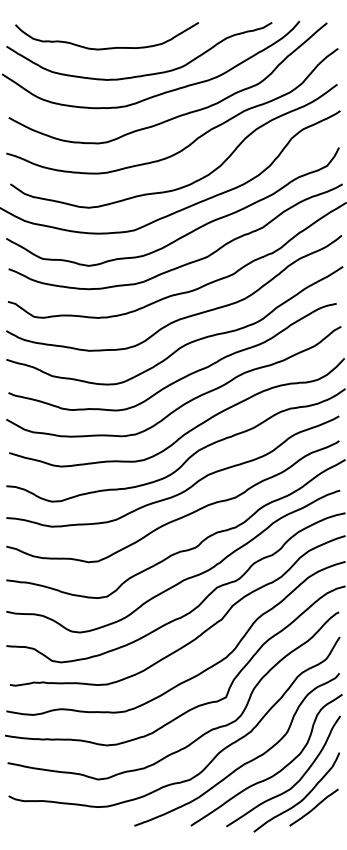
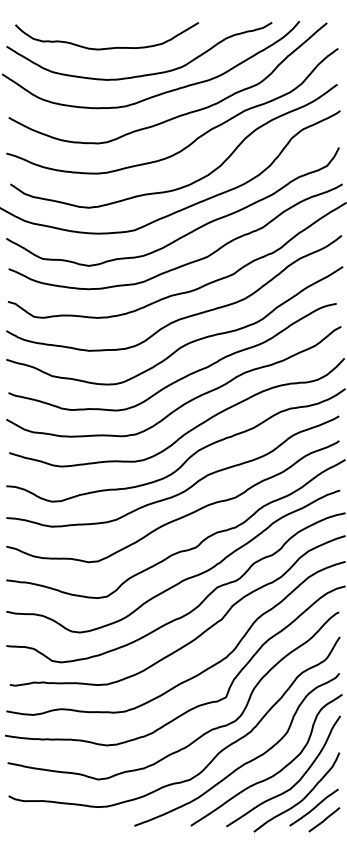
line: none -> present (324, 819)
